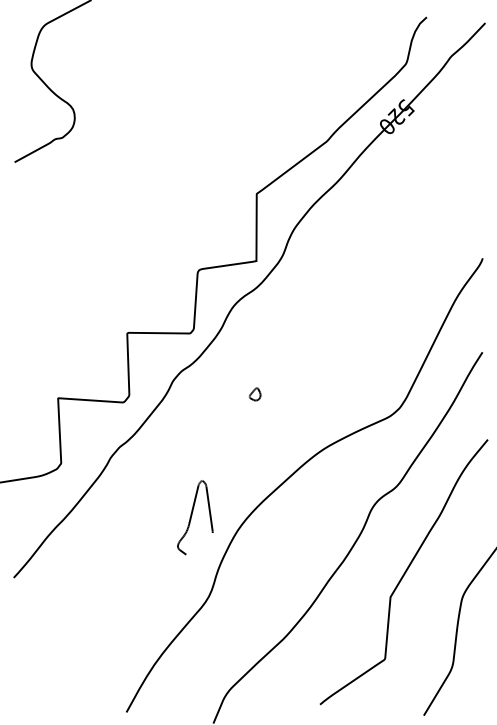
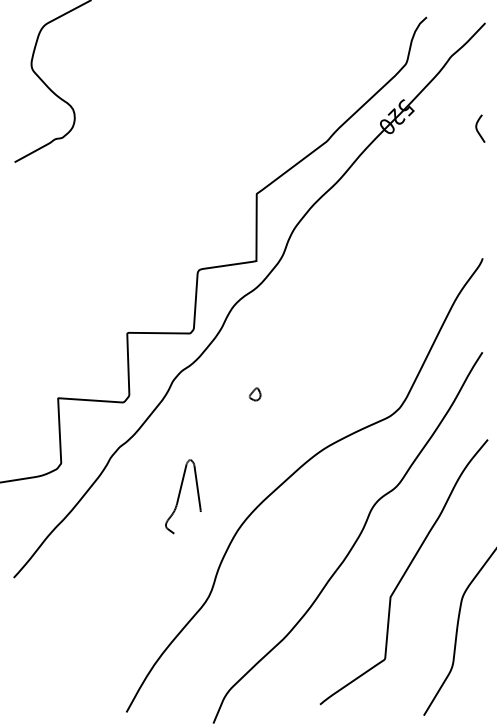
curve: none -> present (478, 130)
part position: (195, 517) -> (183, 496) (183, 496)
